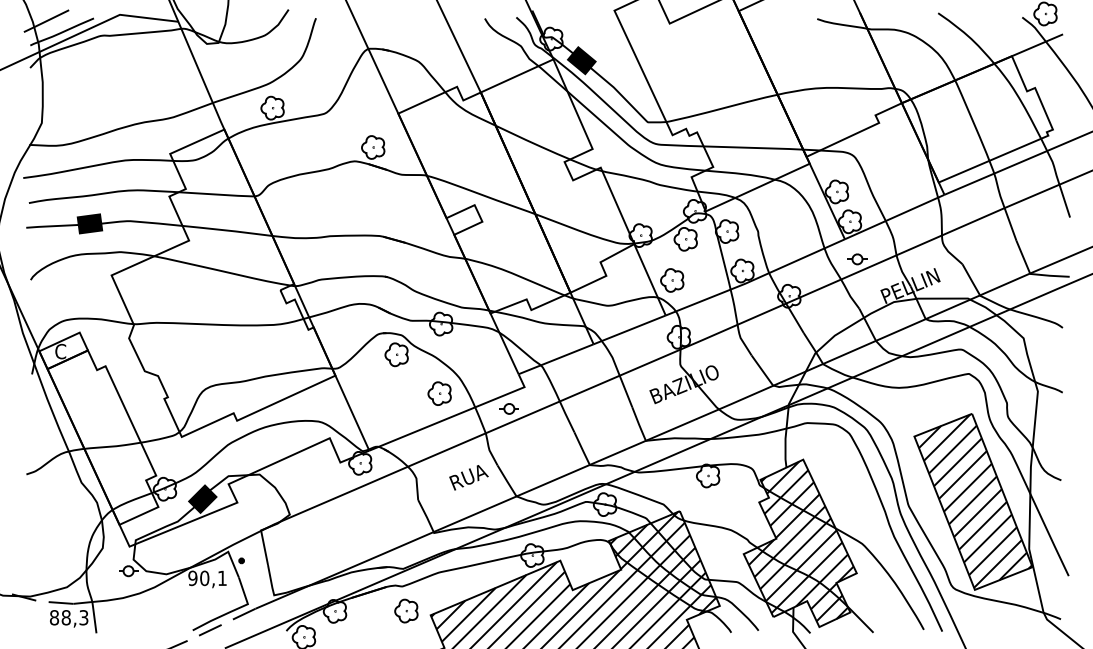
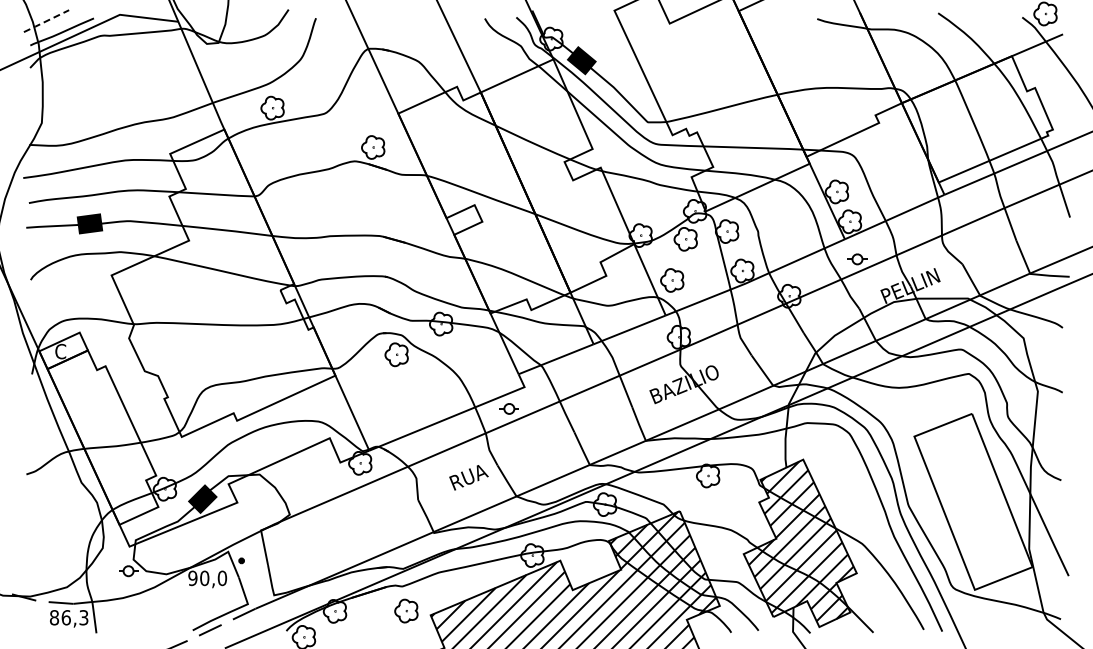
line: solid -> dashed (45, 21)
part: present -> none (439, 393)
hatch: present -> none (974, 500)
text: 90,1 -> 90,0 (222, 578)
text: 88,3 -> 86,3 (65, 617)
